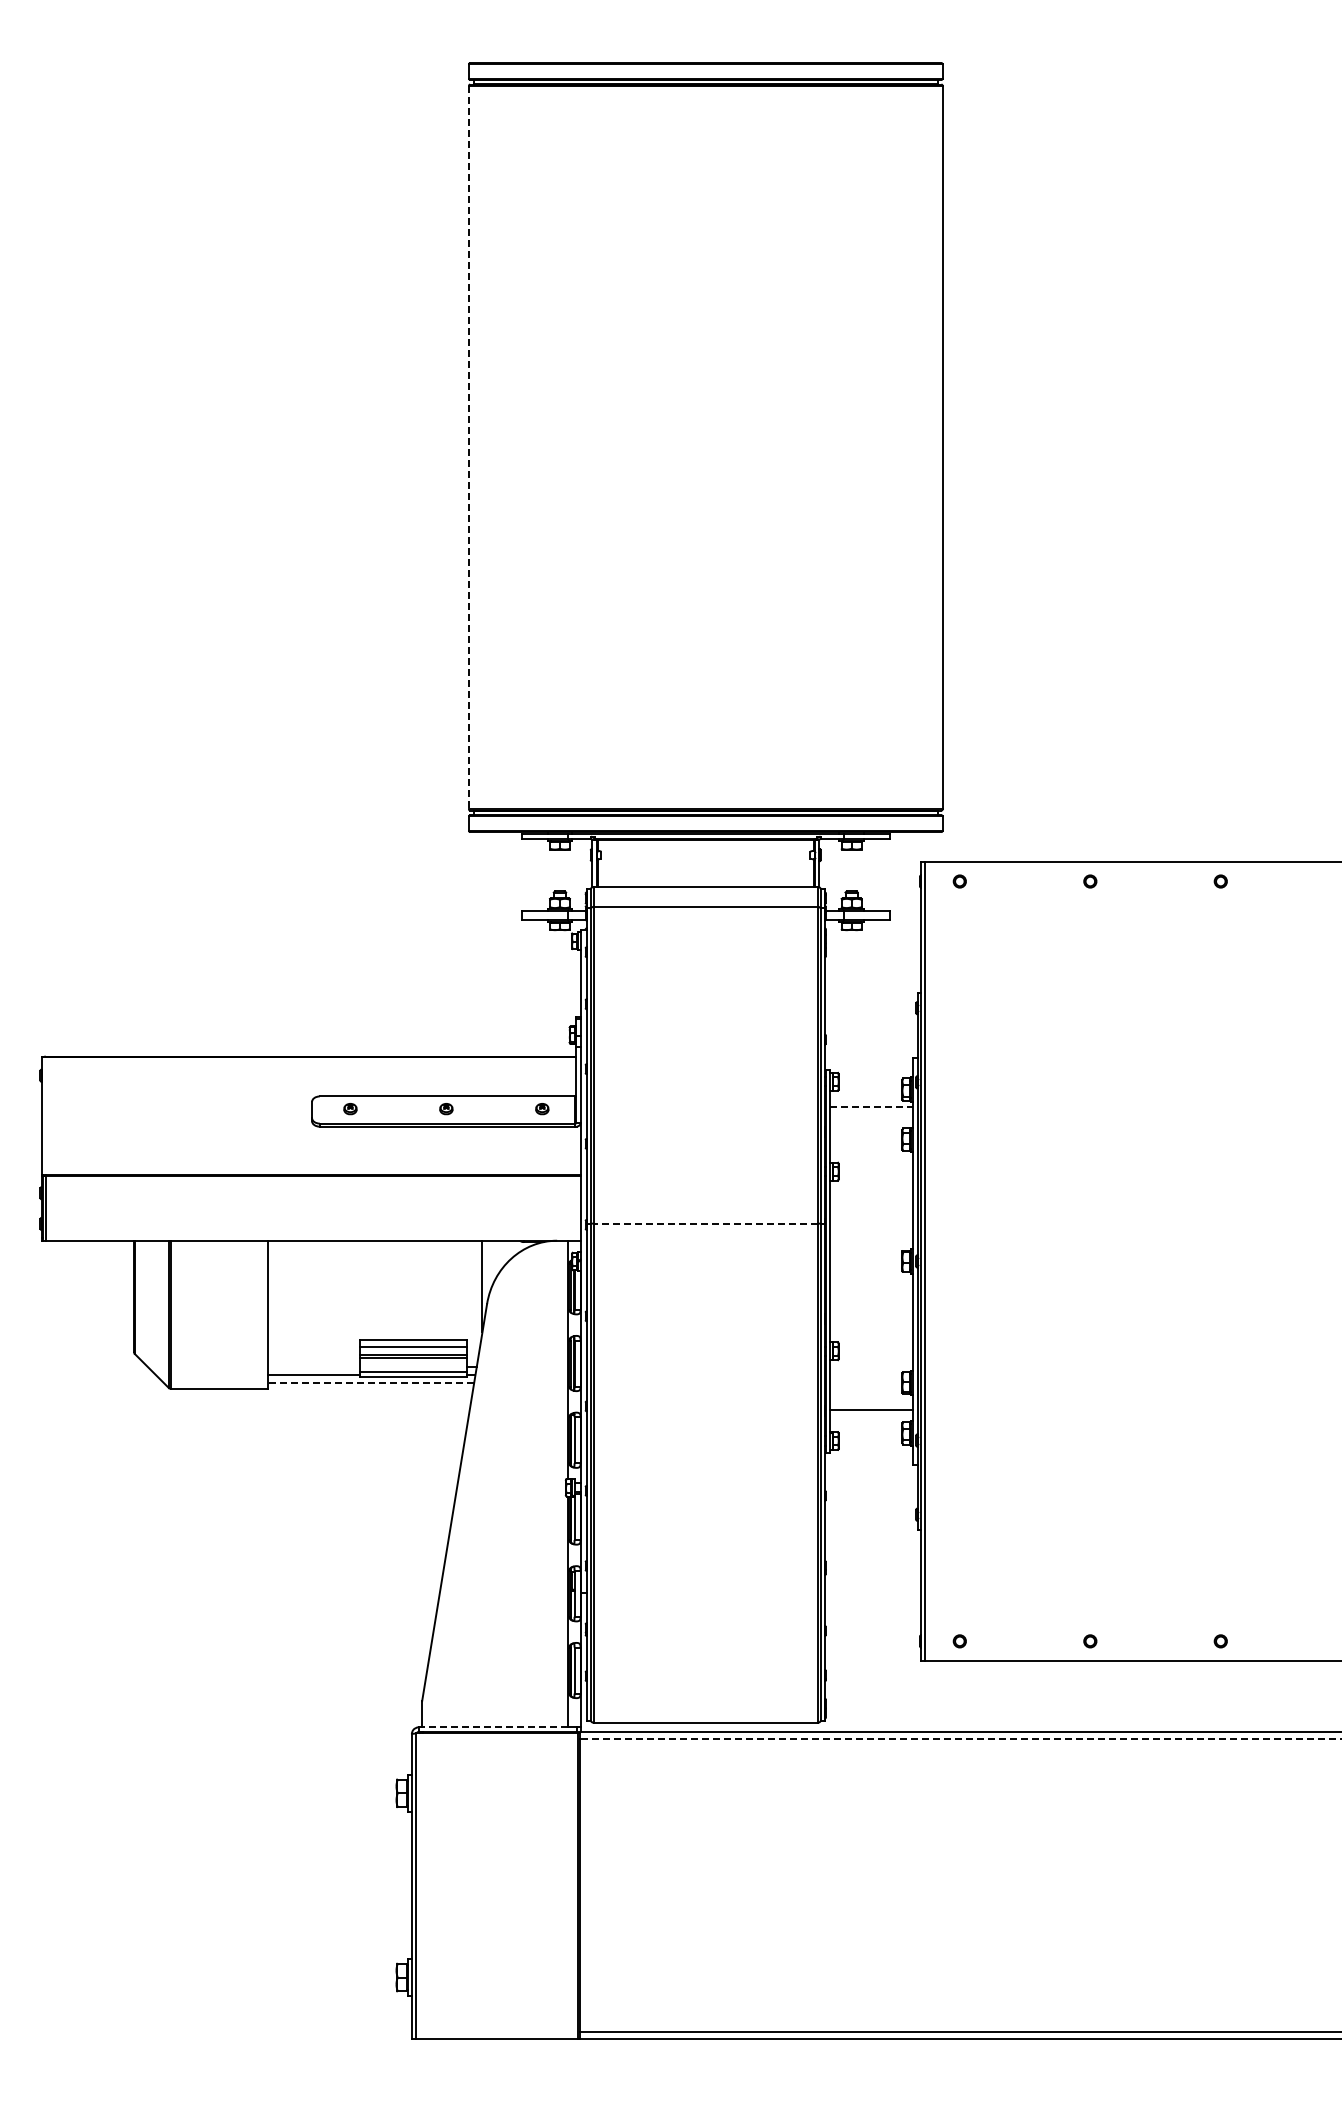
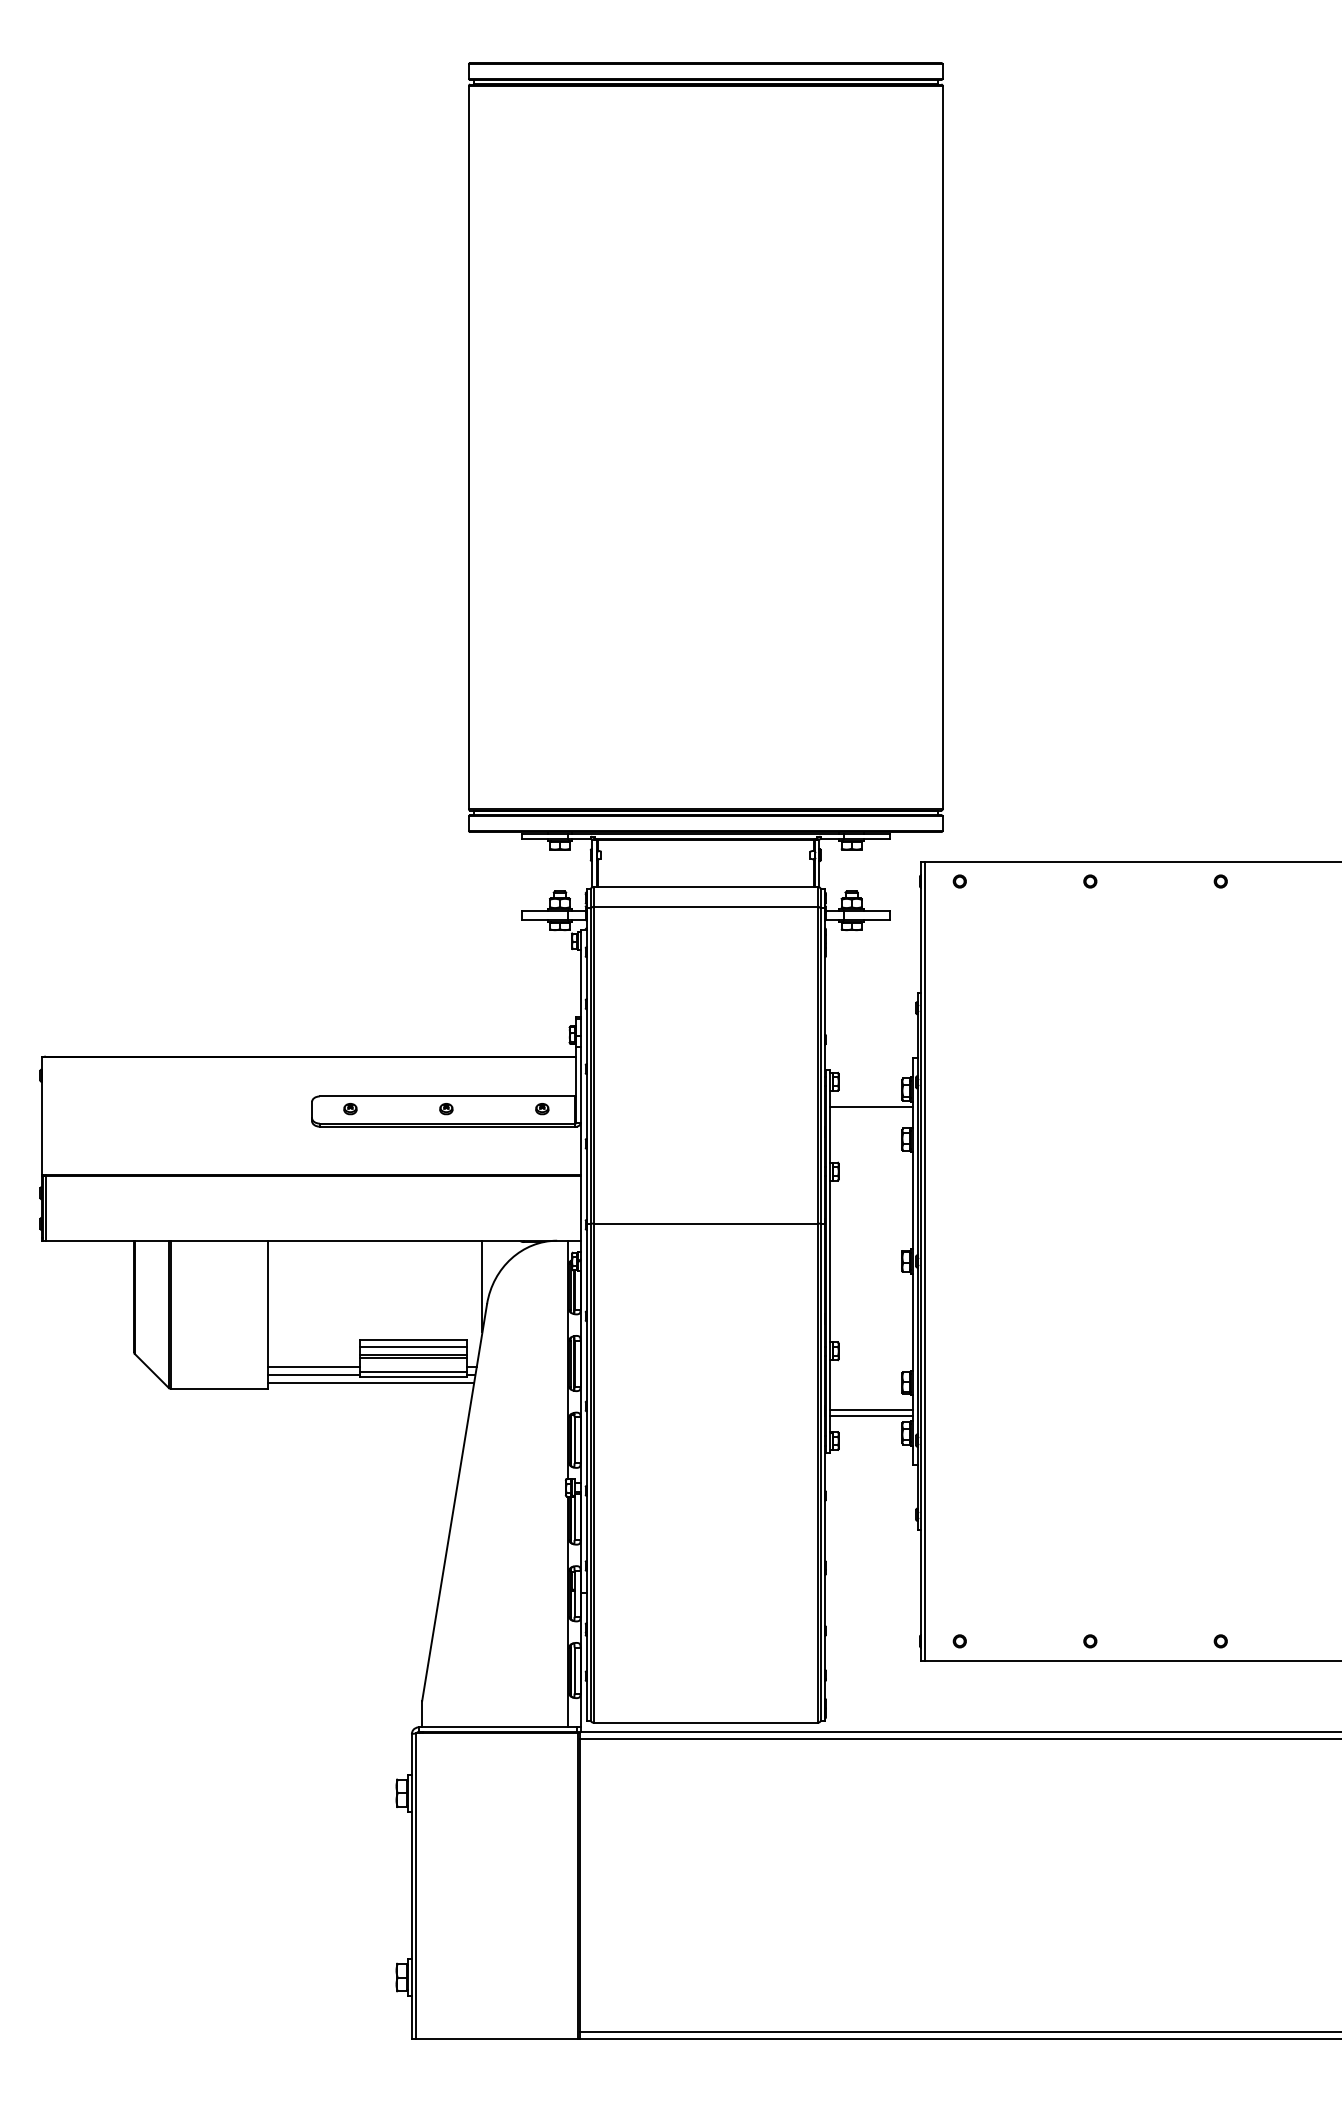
line: dashed -> solid (469, 447)
line: dashed -> solid (872, 1107)
line: dashed -> solid (705, 1223)
line: none -> present (313, 1367)
line: dashed -> solid (370, 1382)
line: none -> present (871, 1415)
line: dashed -> solid (495, 1727)
line: dashed -> solid (960, 1738)
